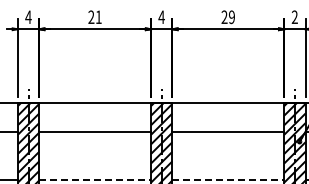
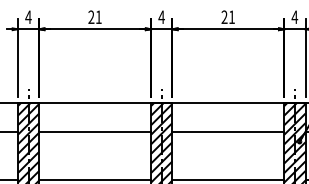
text: 2 -> 4 (294, 16)
text: 29 -> 21 (231, 17)
line: dashed -> solid (95, 179)
line: dashed -> solid (228, 179)
